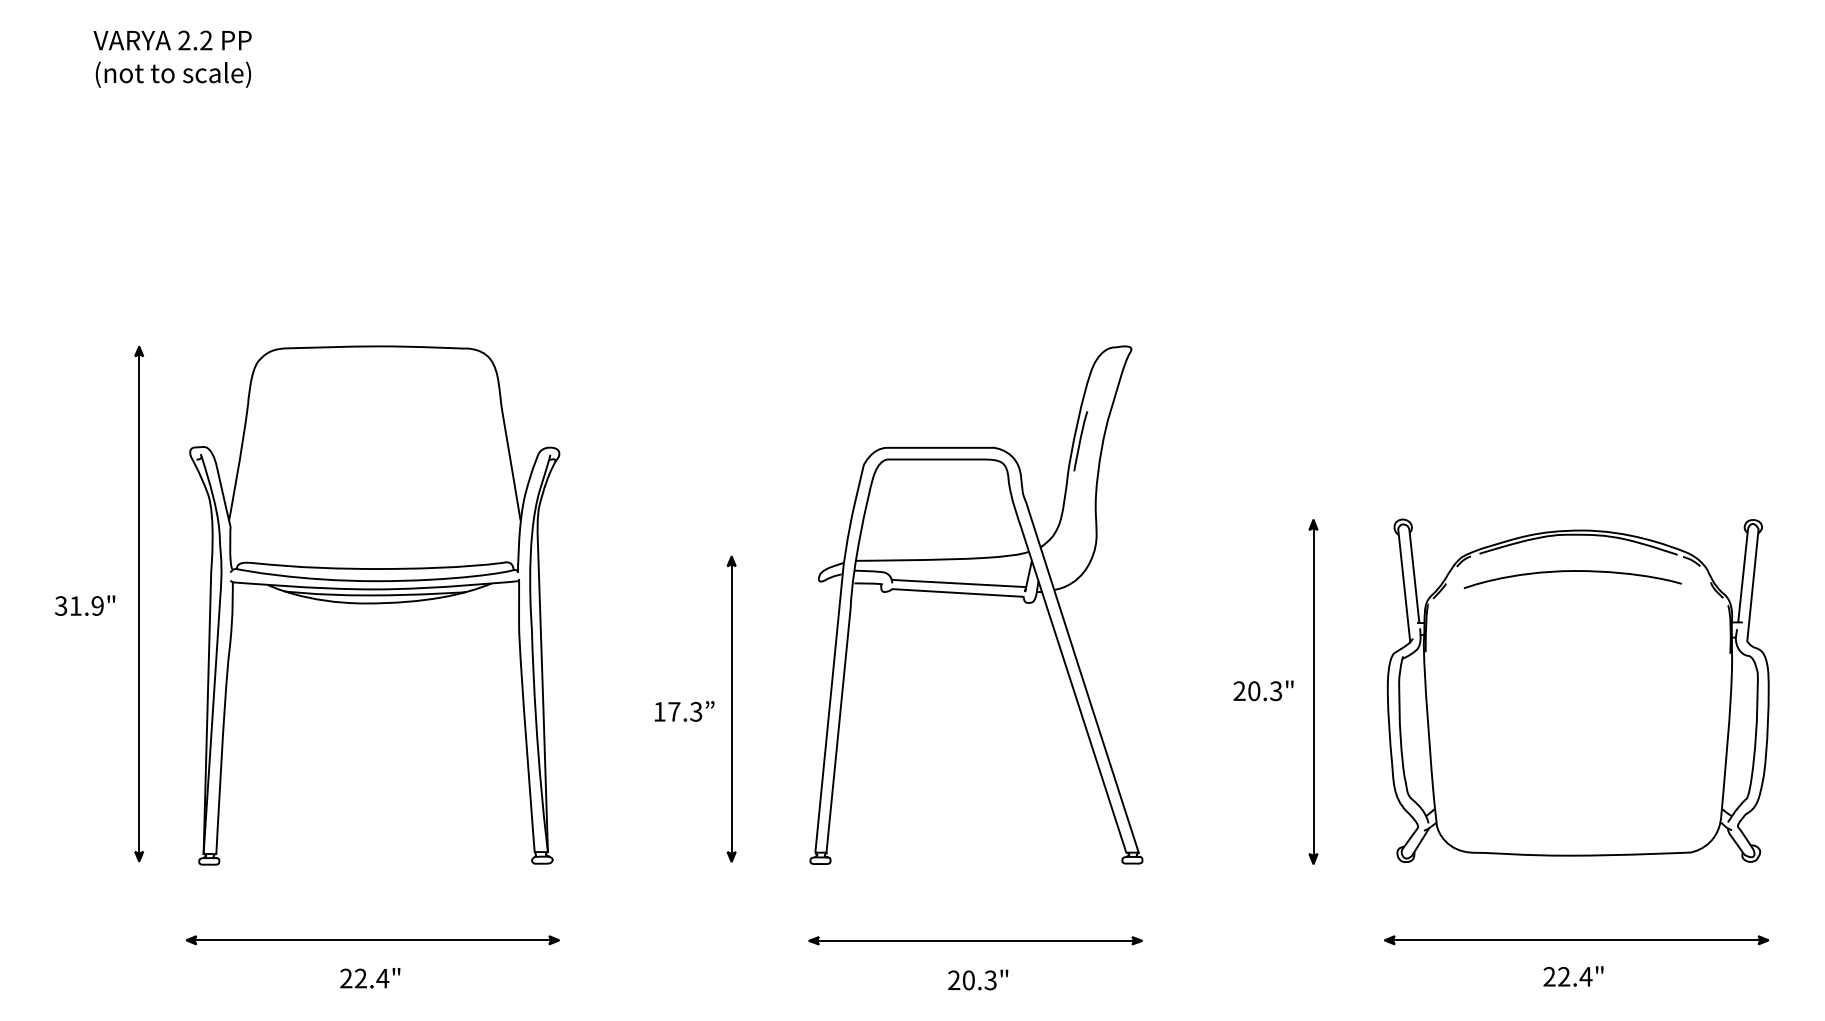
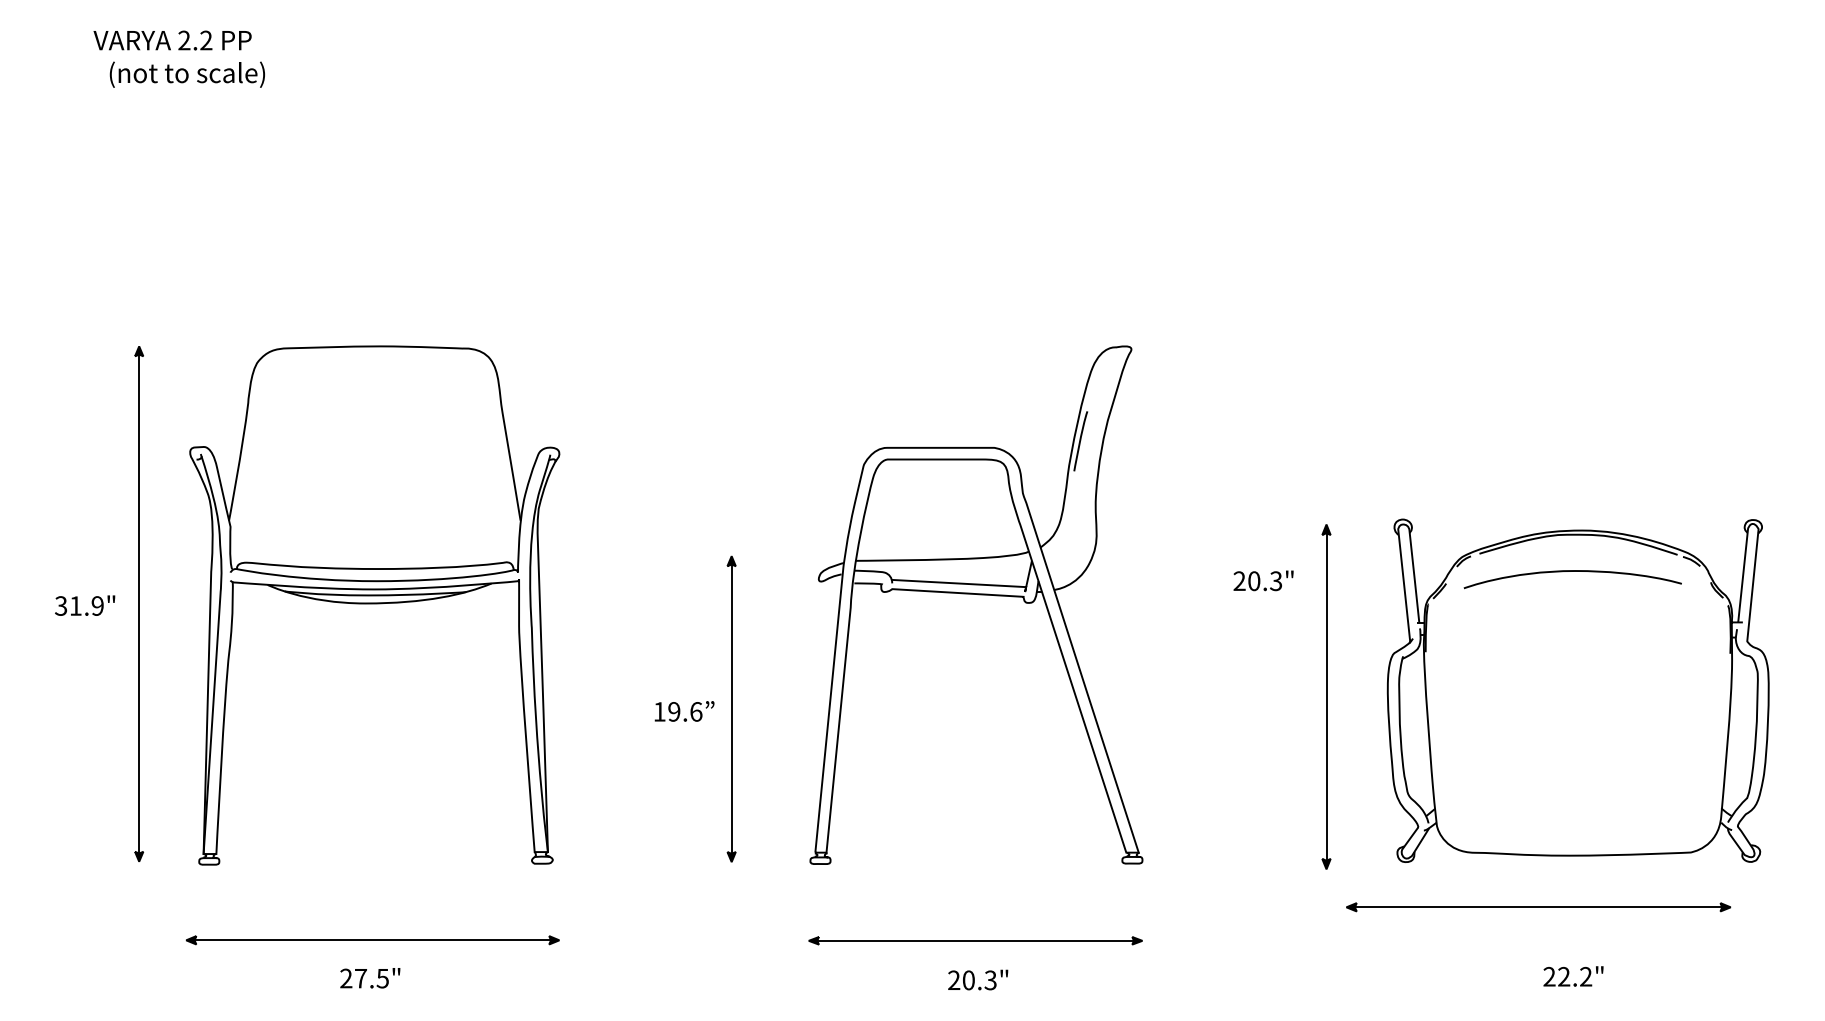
text position: (172, 74) -> (186, 74) (186, 74)
text position: (1263, 690) -> (1263, 580) (1263, 580)
part position: (1313, 691) -> (1326, 696) (1326, 696)
text: 17.3 -> 19.6 (685, 711)
part position: (1576, 940) -> (1538, 907) (1538, 907)
text: 22.4" -> 22.2" (1585, 976)
text: 22.4" -> 27.5" (371, 978)
